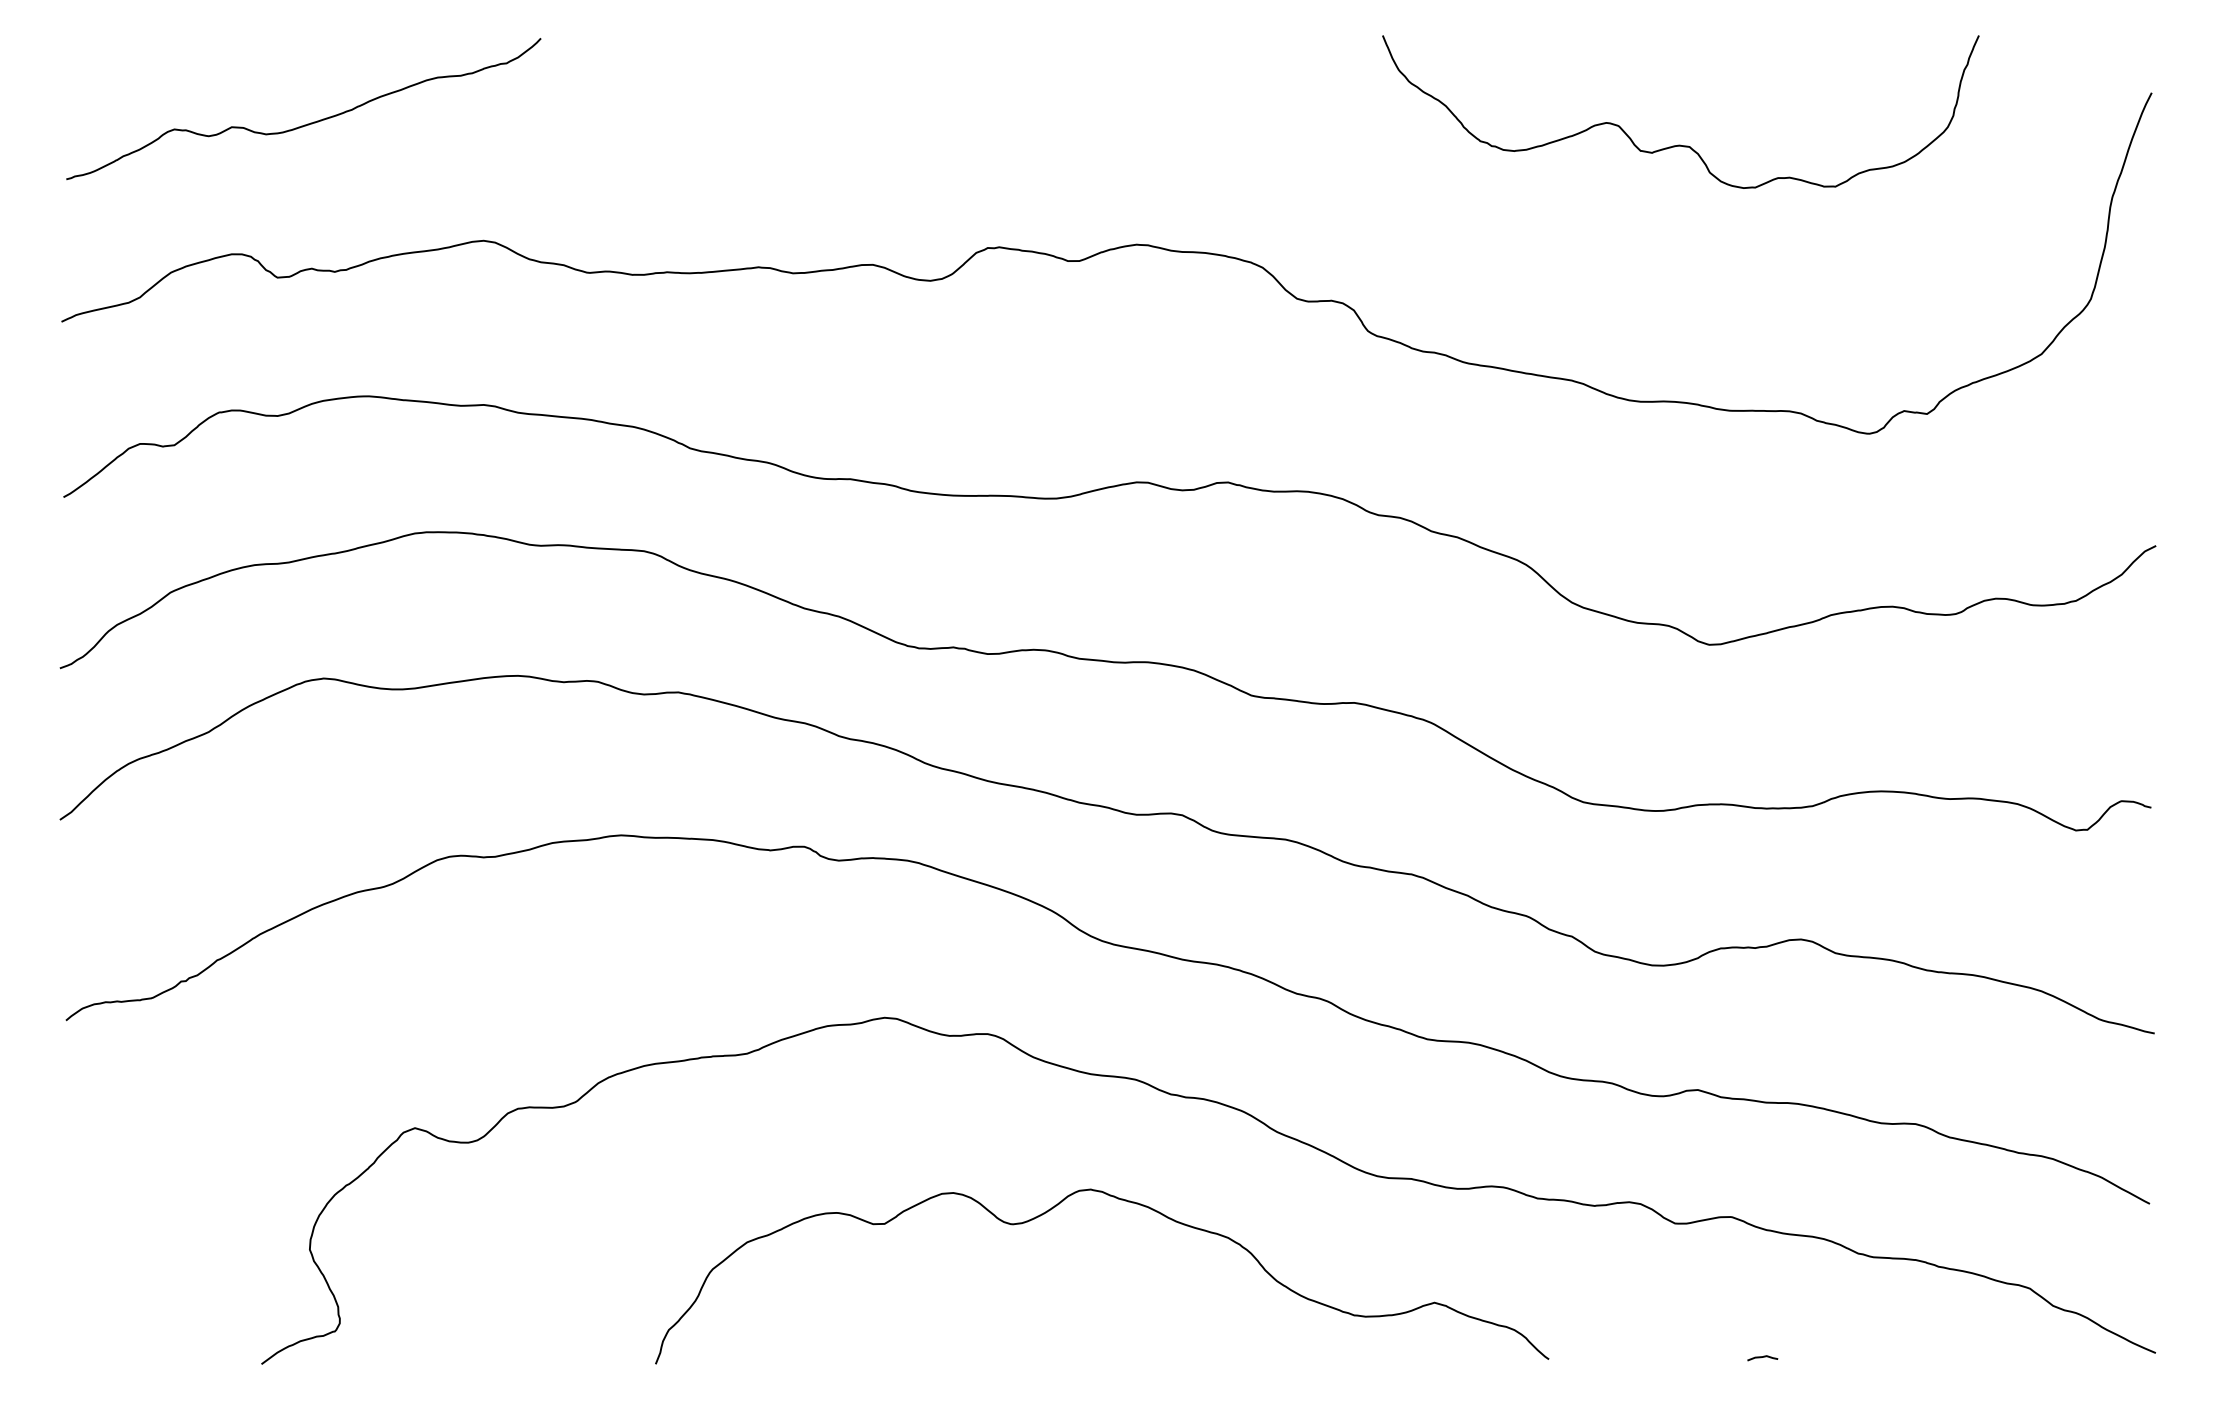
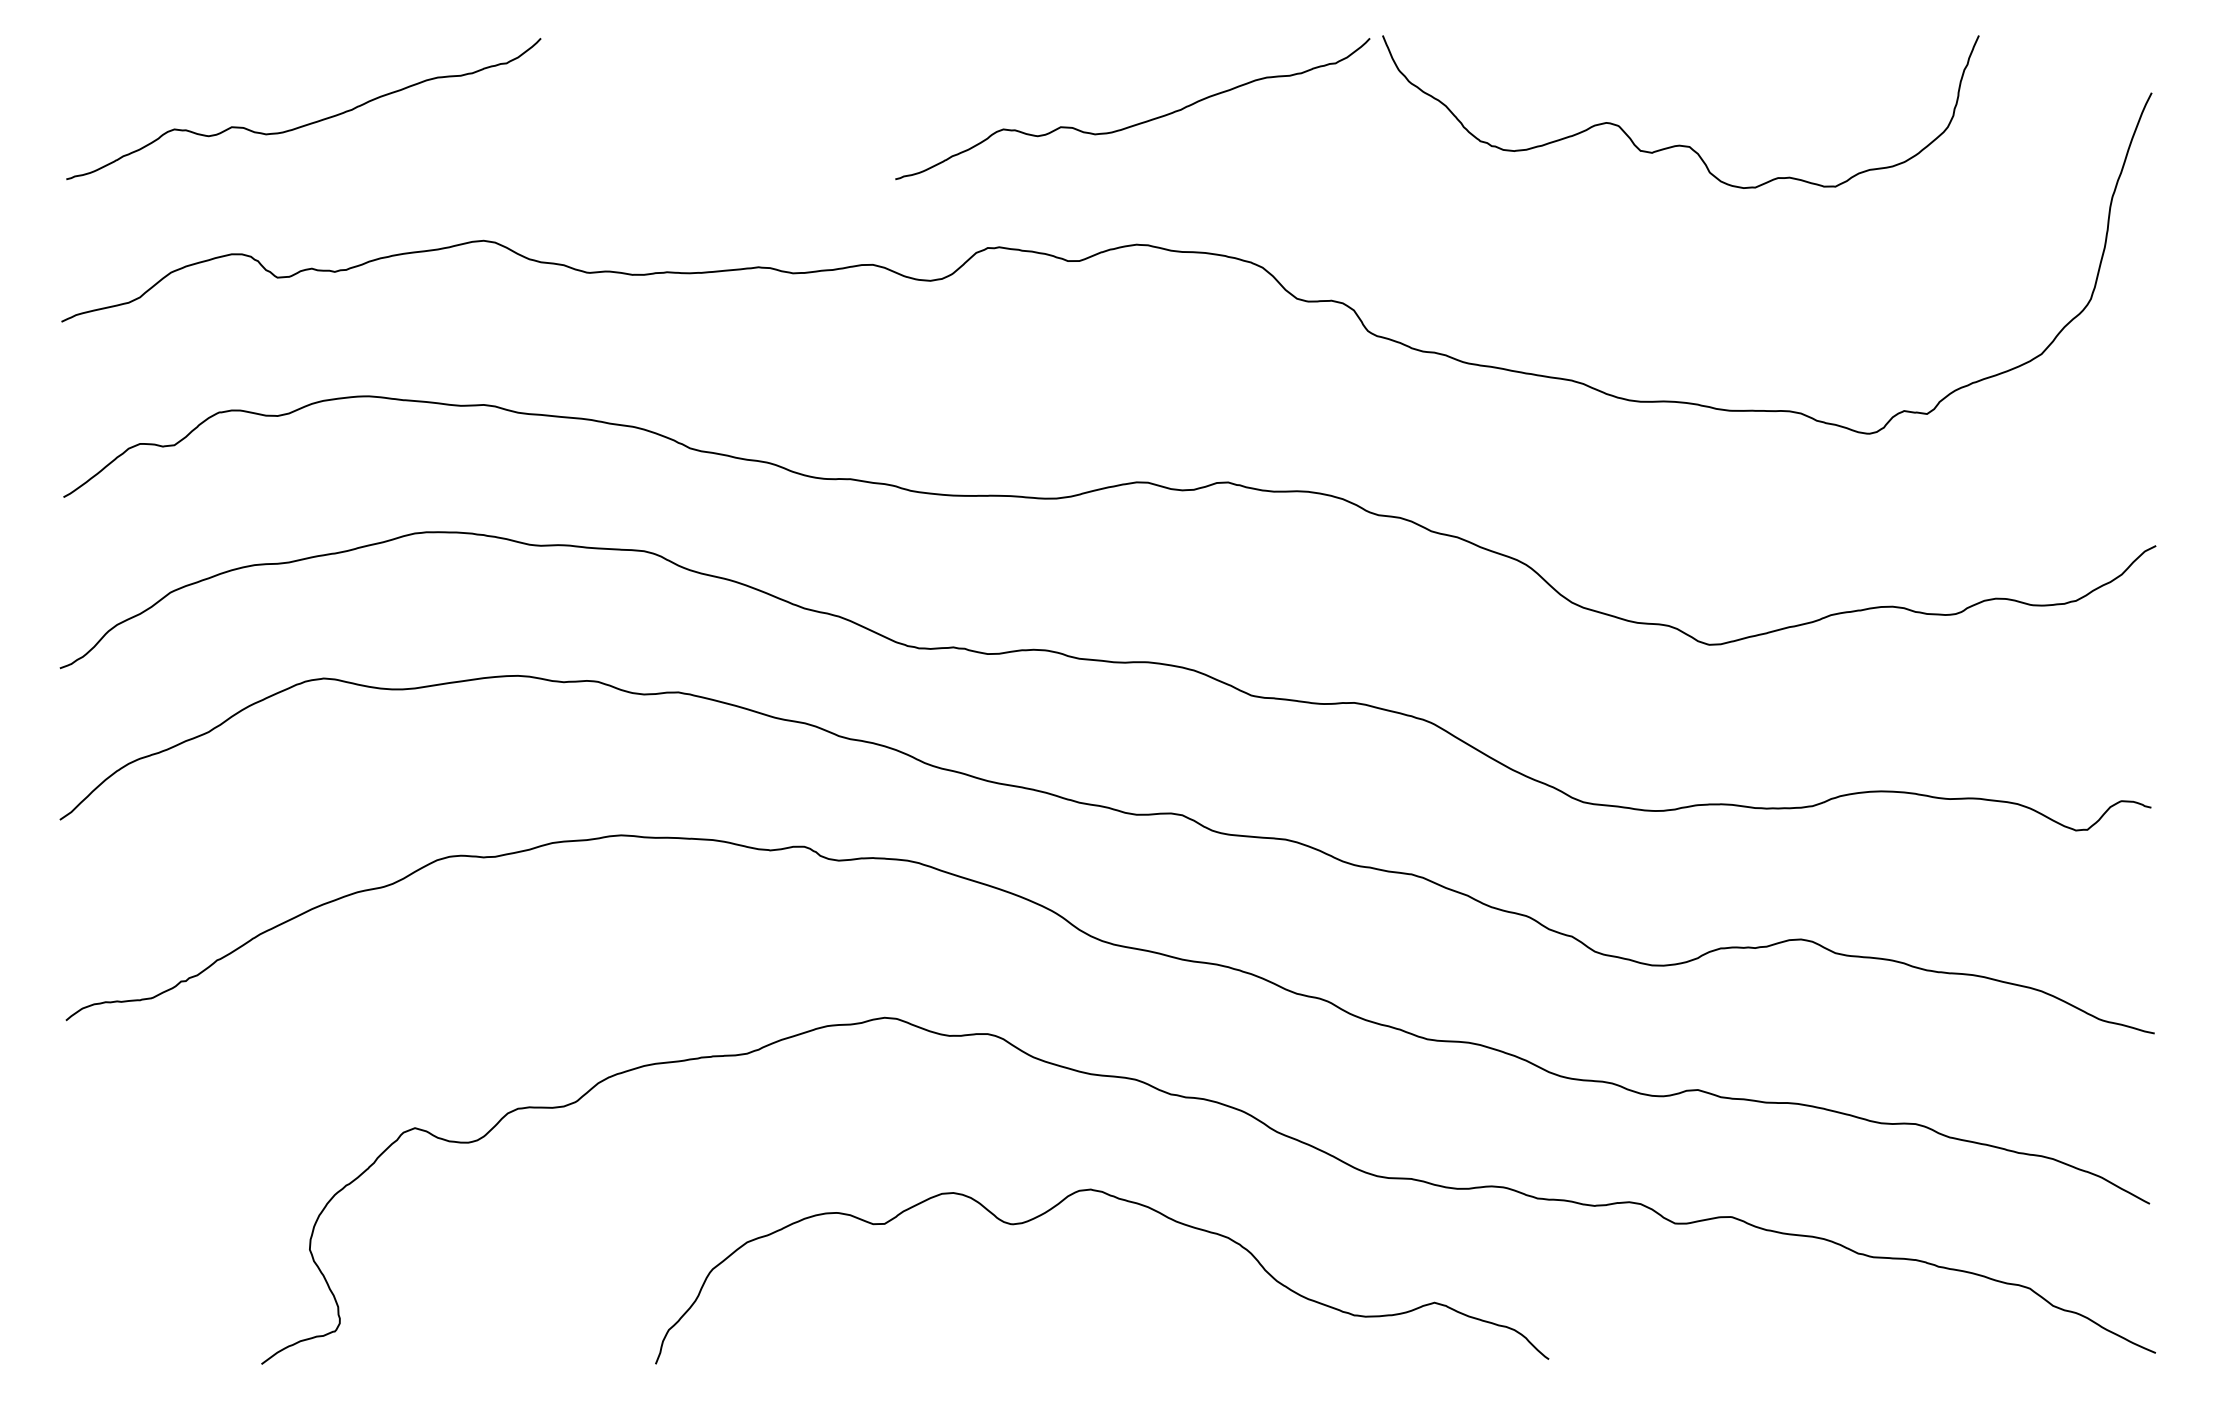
curve: none -> present (1136, 123)
curve: present -> none (1762, 1357)
